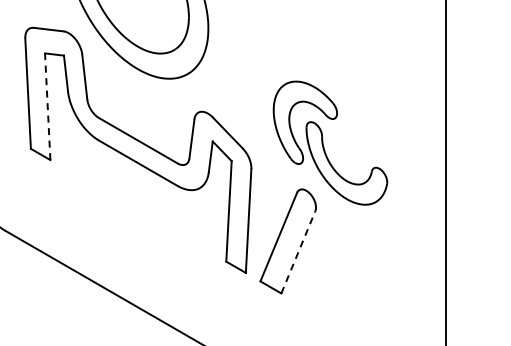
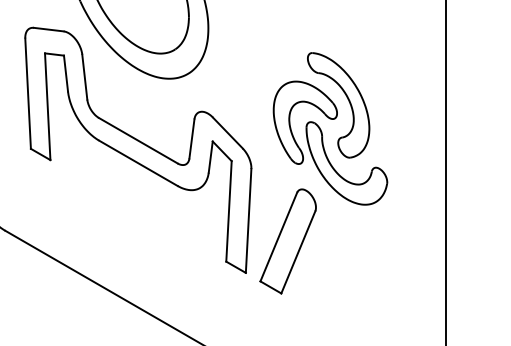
part: none -> present (348, 101)
line: dashed -> solid (47, 106)
line: dashed -> solid (298, 251)
